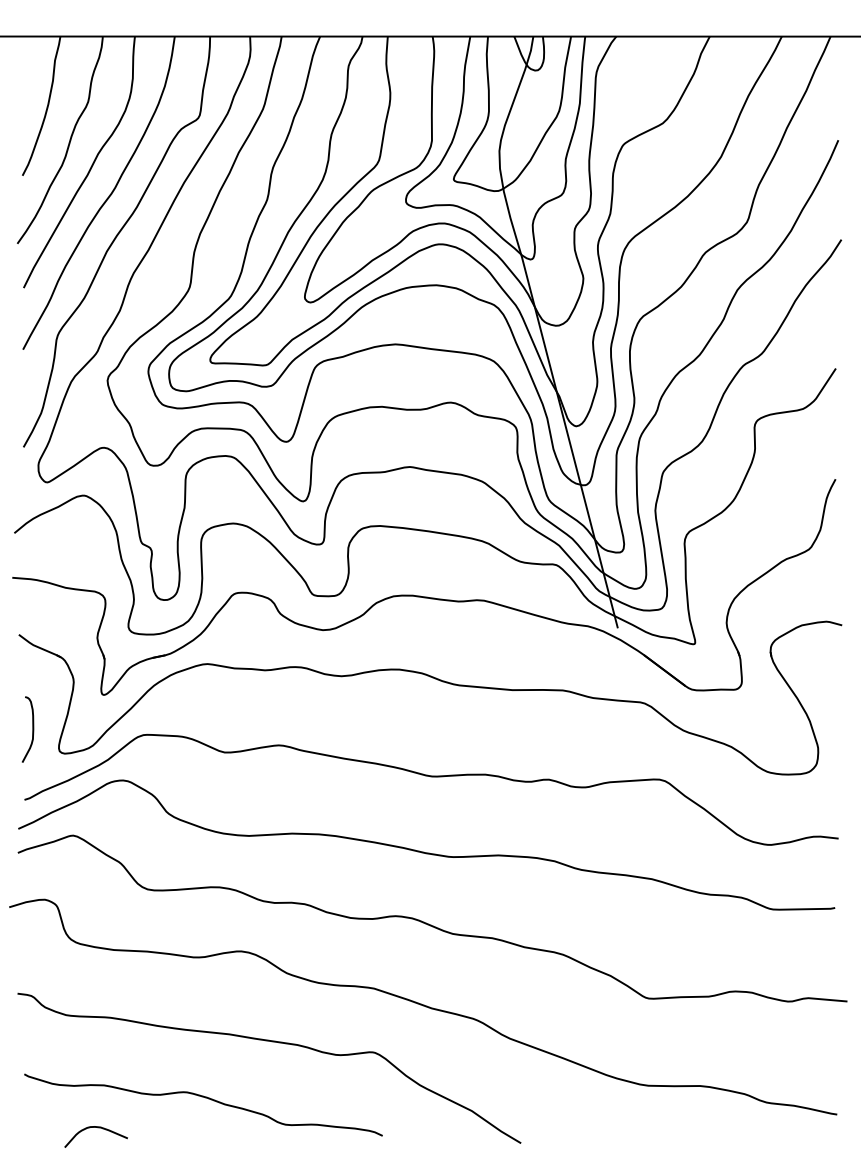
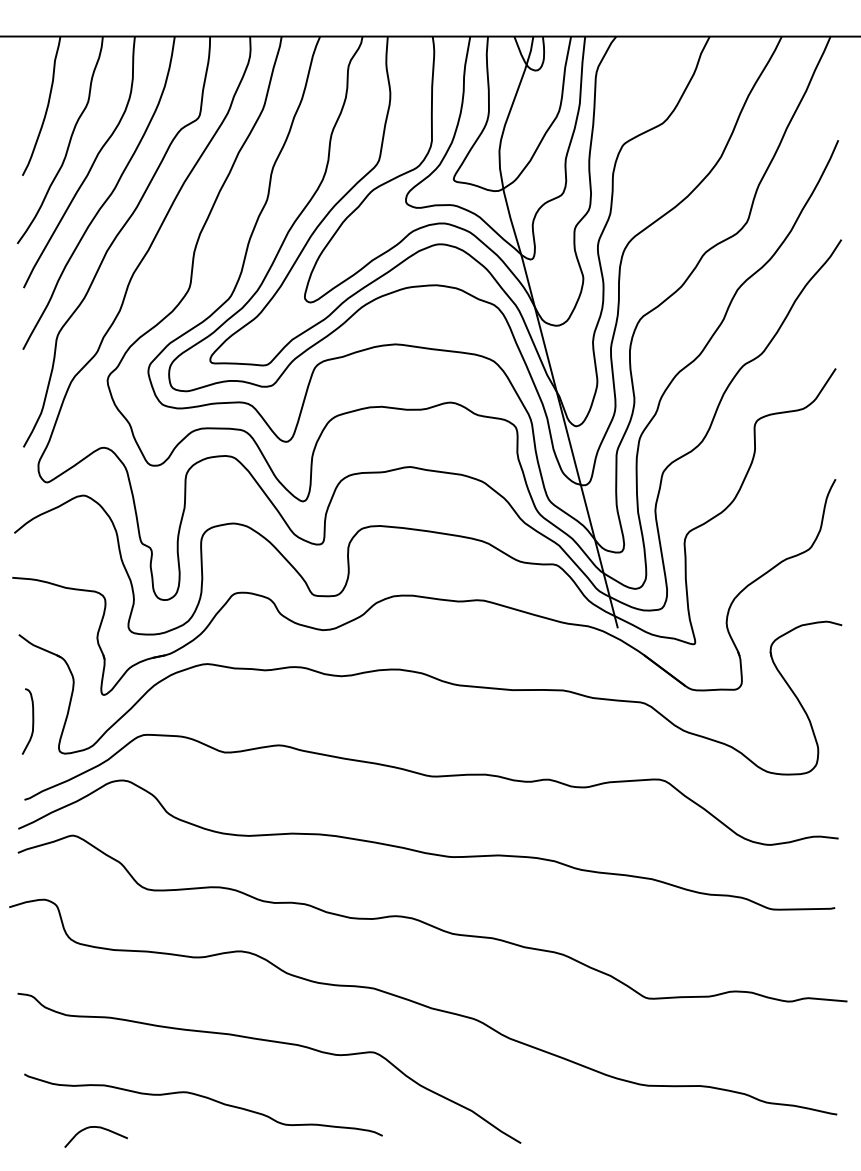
curve position: (32, 729) -> (32, 721) (32, 721)
